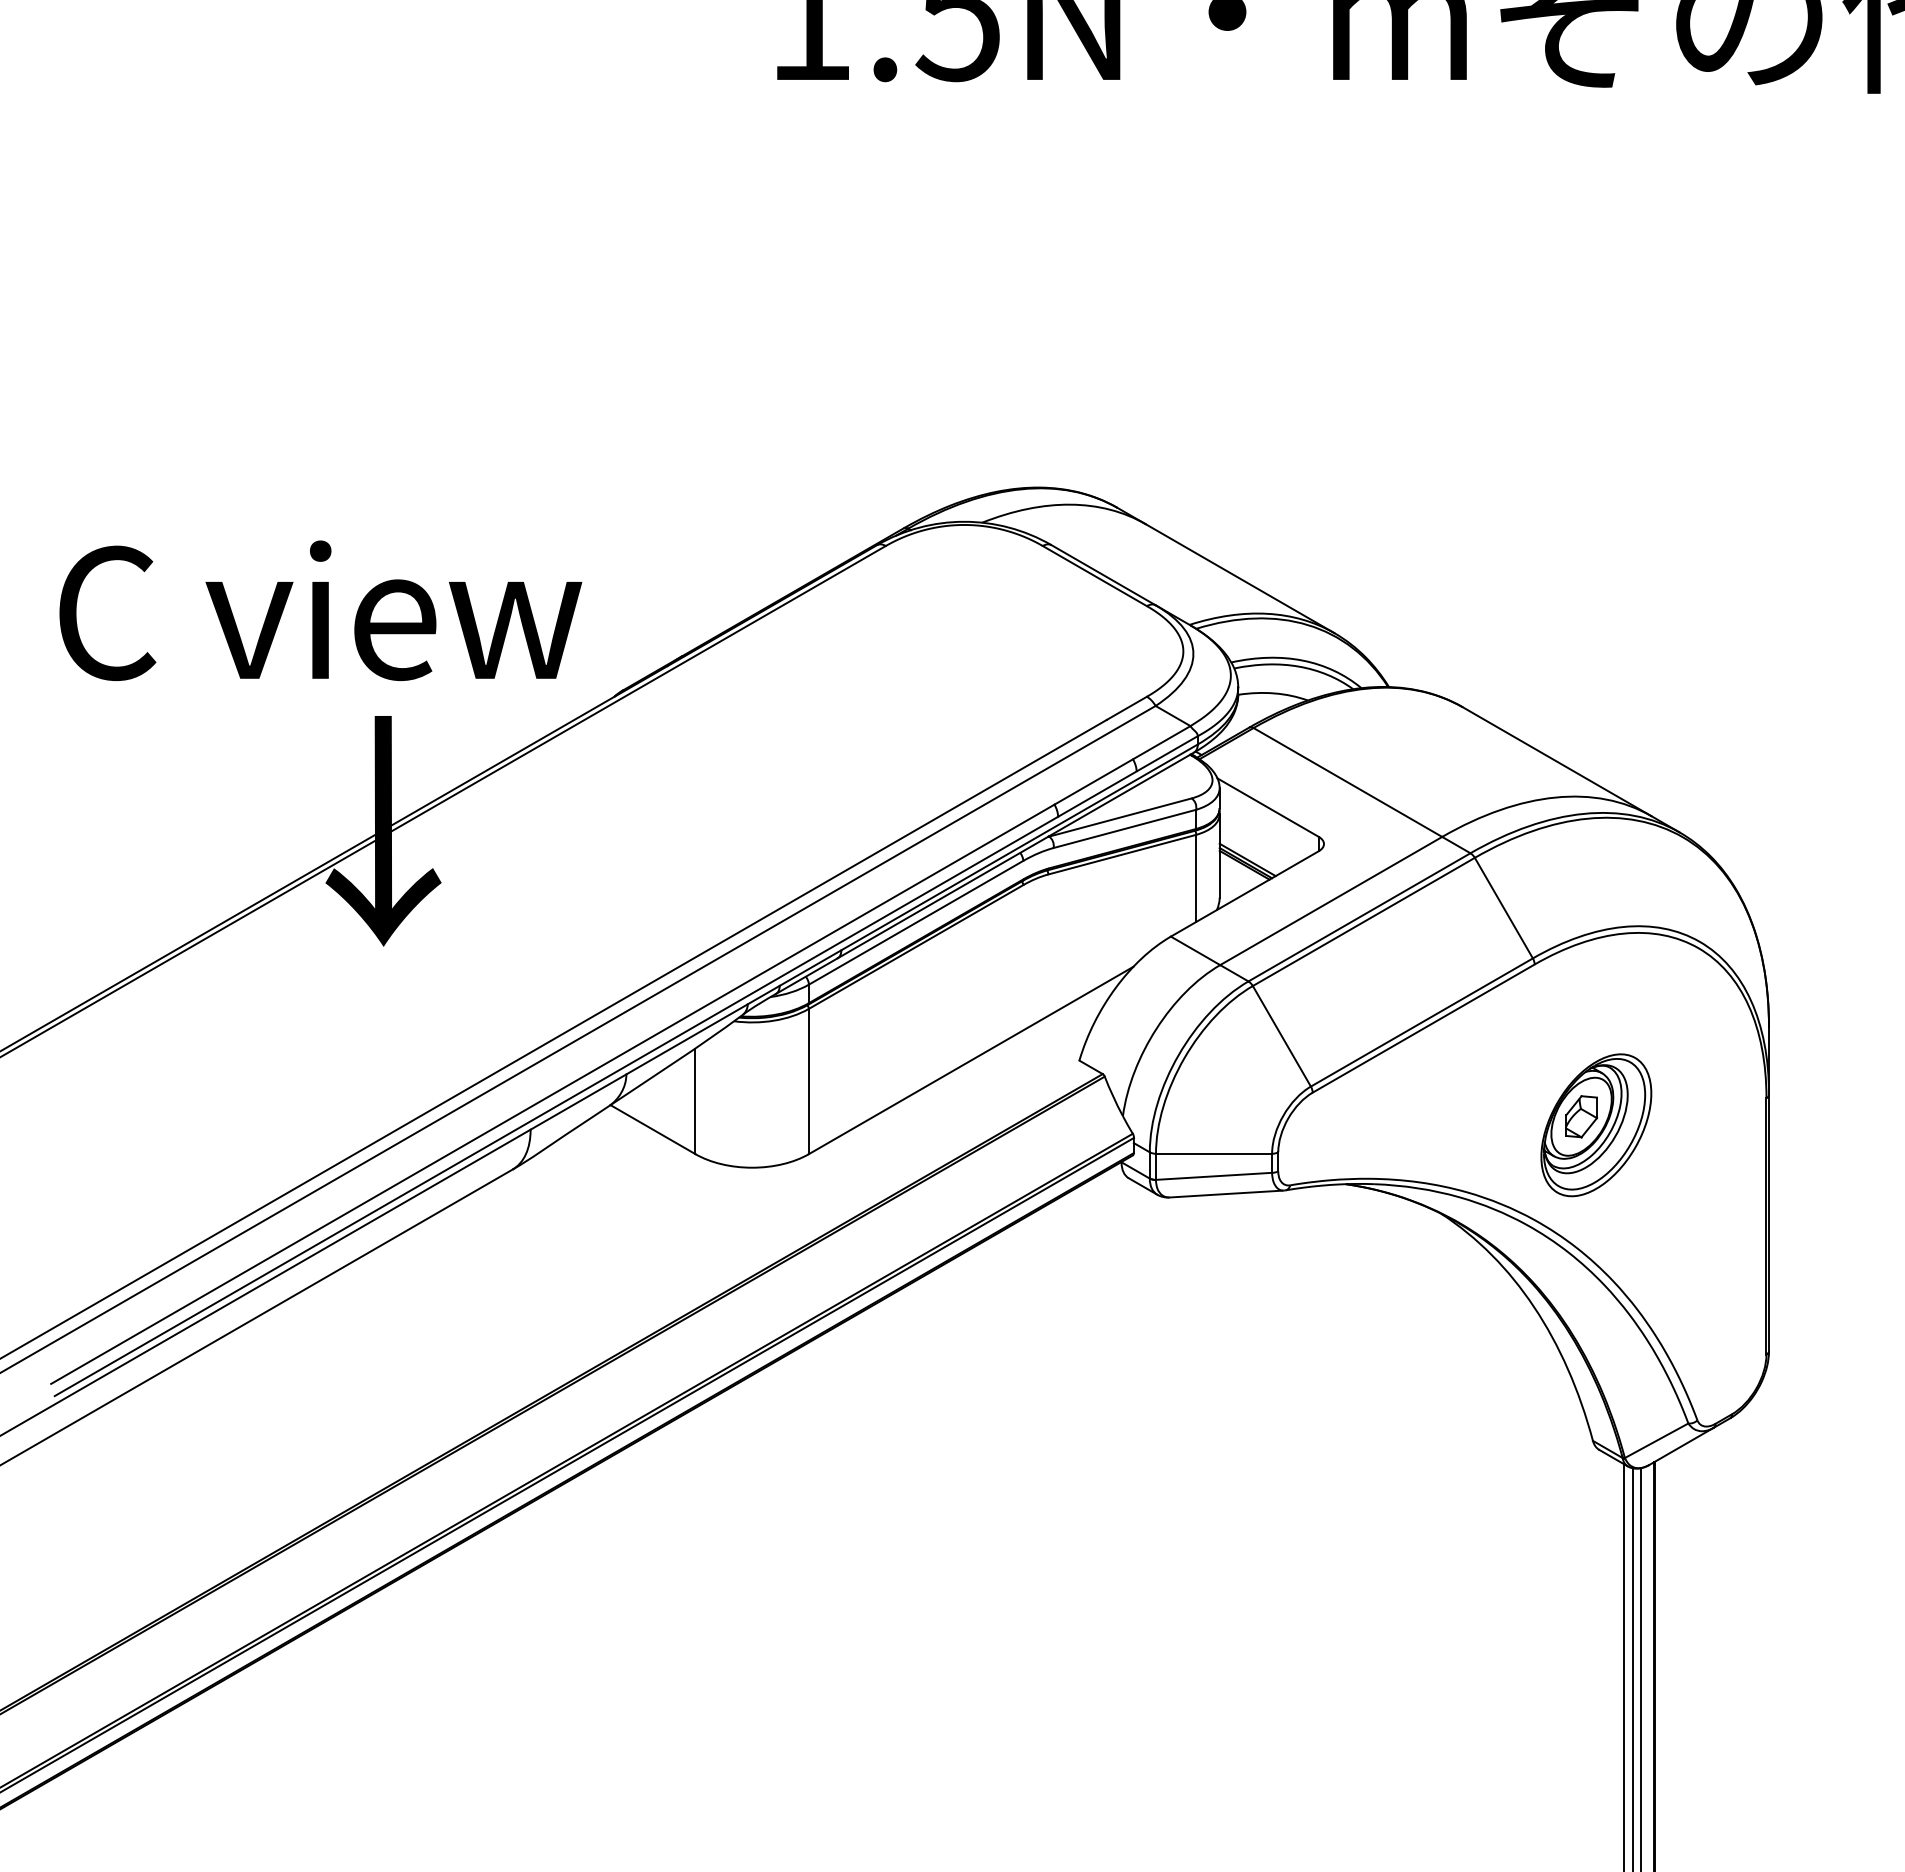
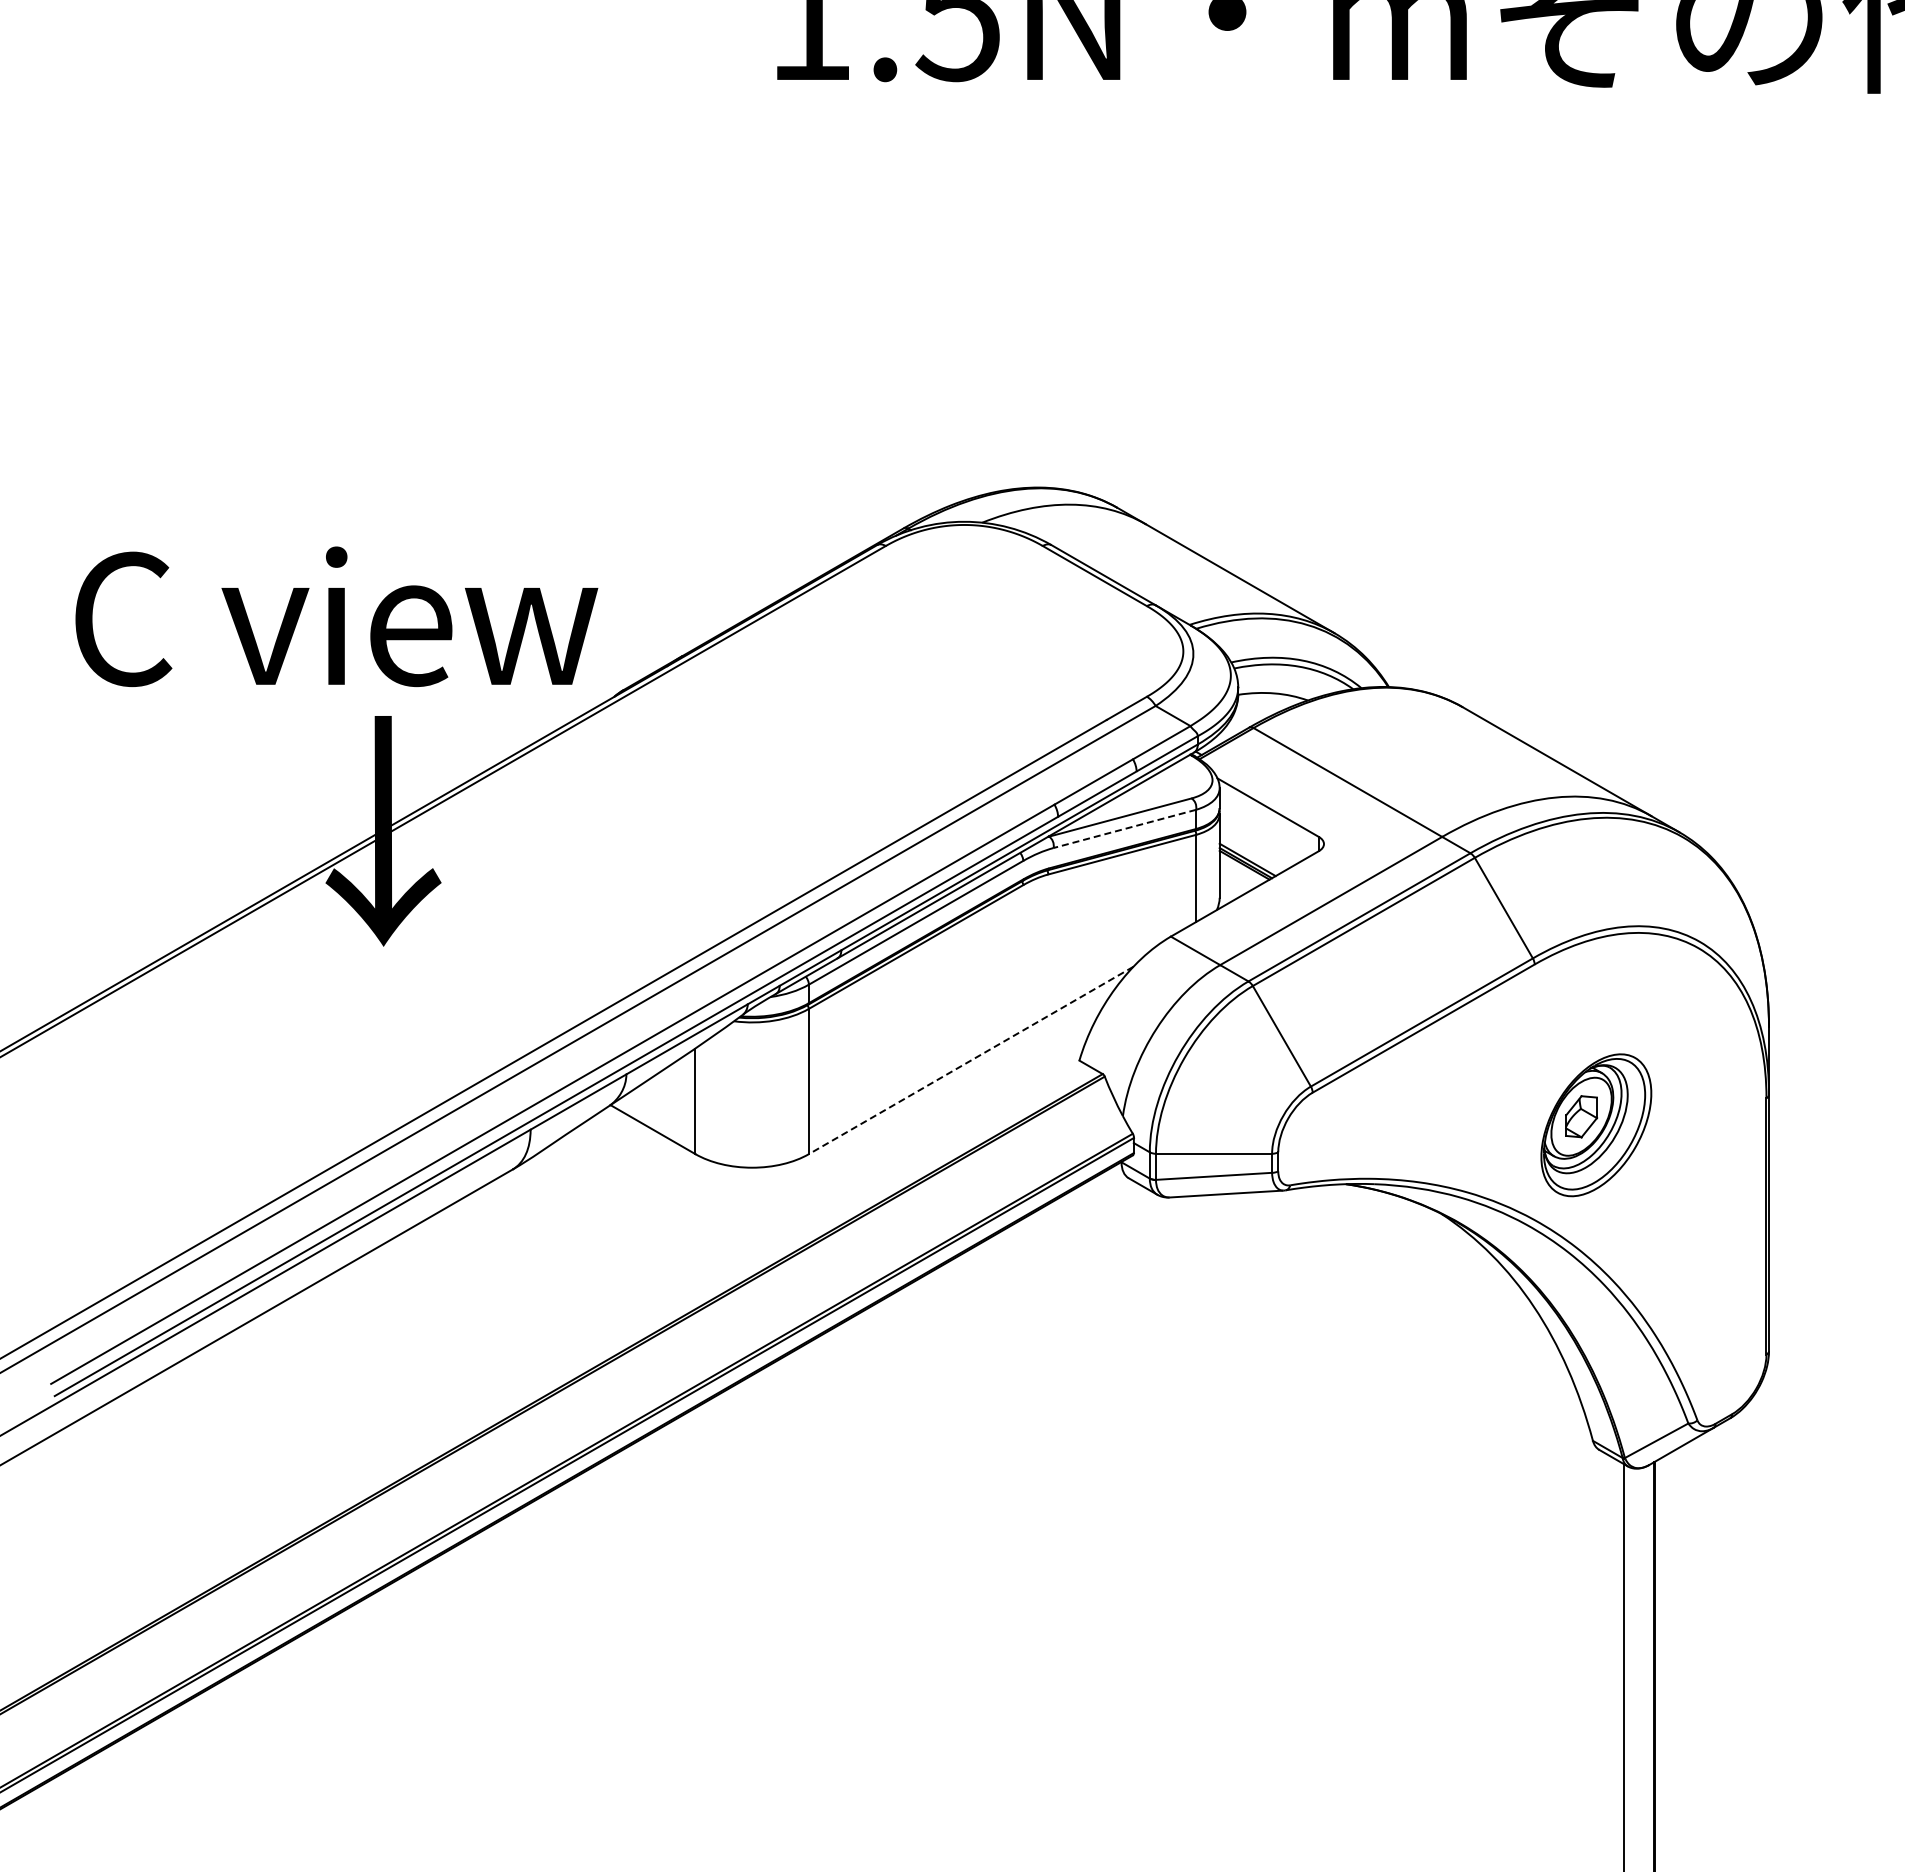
text position: (320, 610) -> (336, 616) (336, 616)
line: solid -> dashed (1124, 828)
line: solid -> dashed (970, 1060)
line: present -> none (1633, 1668)
line: present -> none (1640, 1668)
